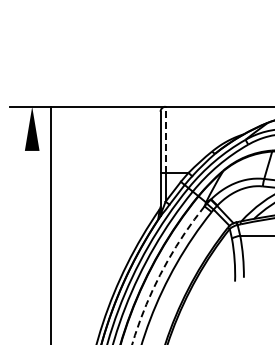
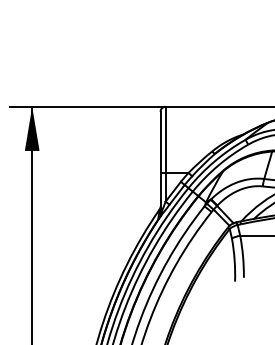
line: dashed -> solid (165, 139)
line position: (51, 223) -> (32, 223) (32, 223)
arc: dashed -> solid (161, 272)
